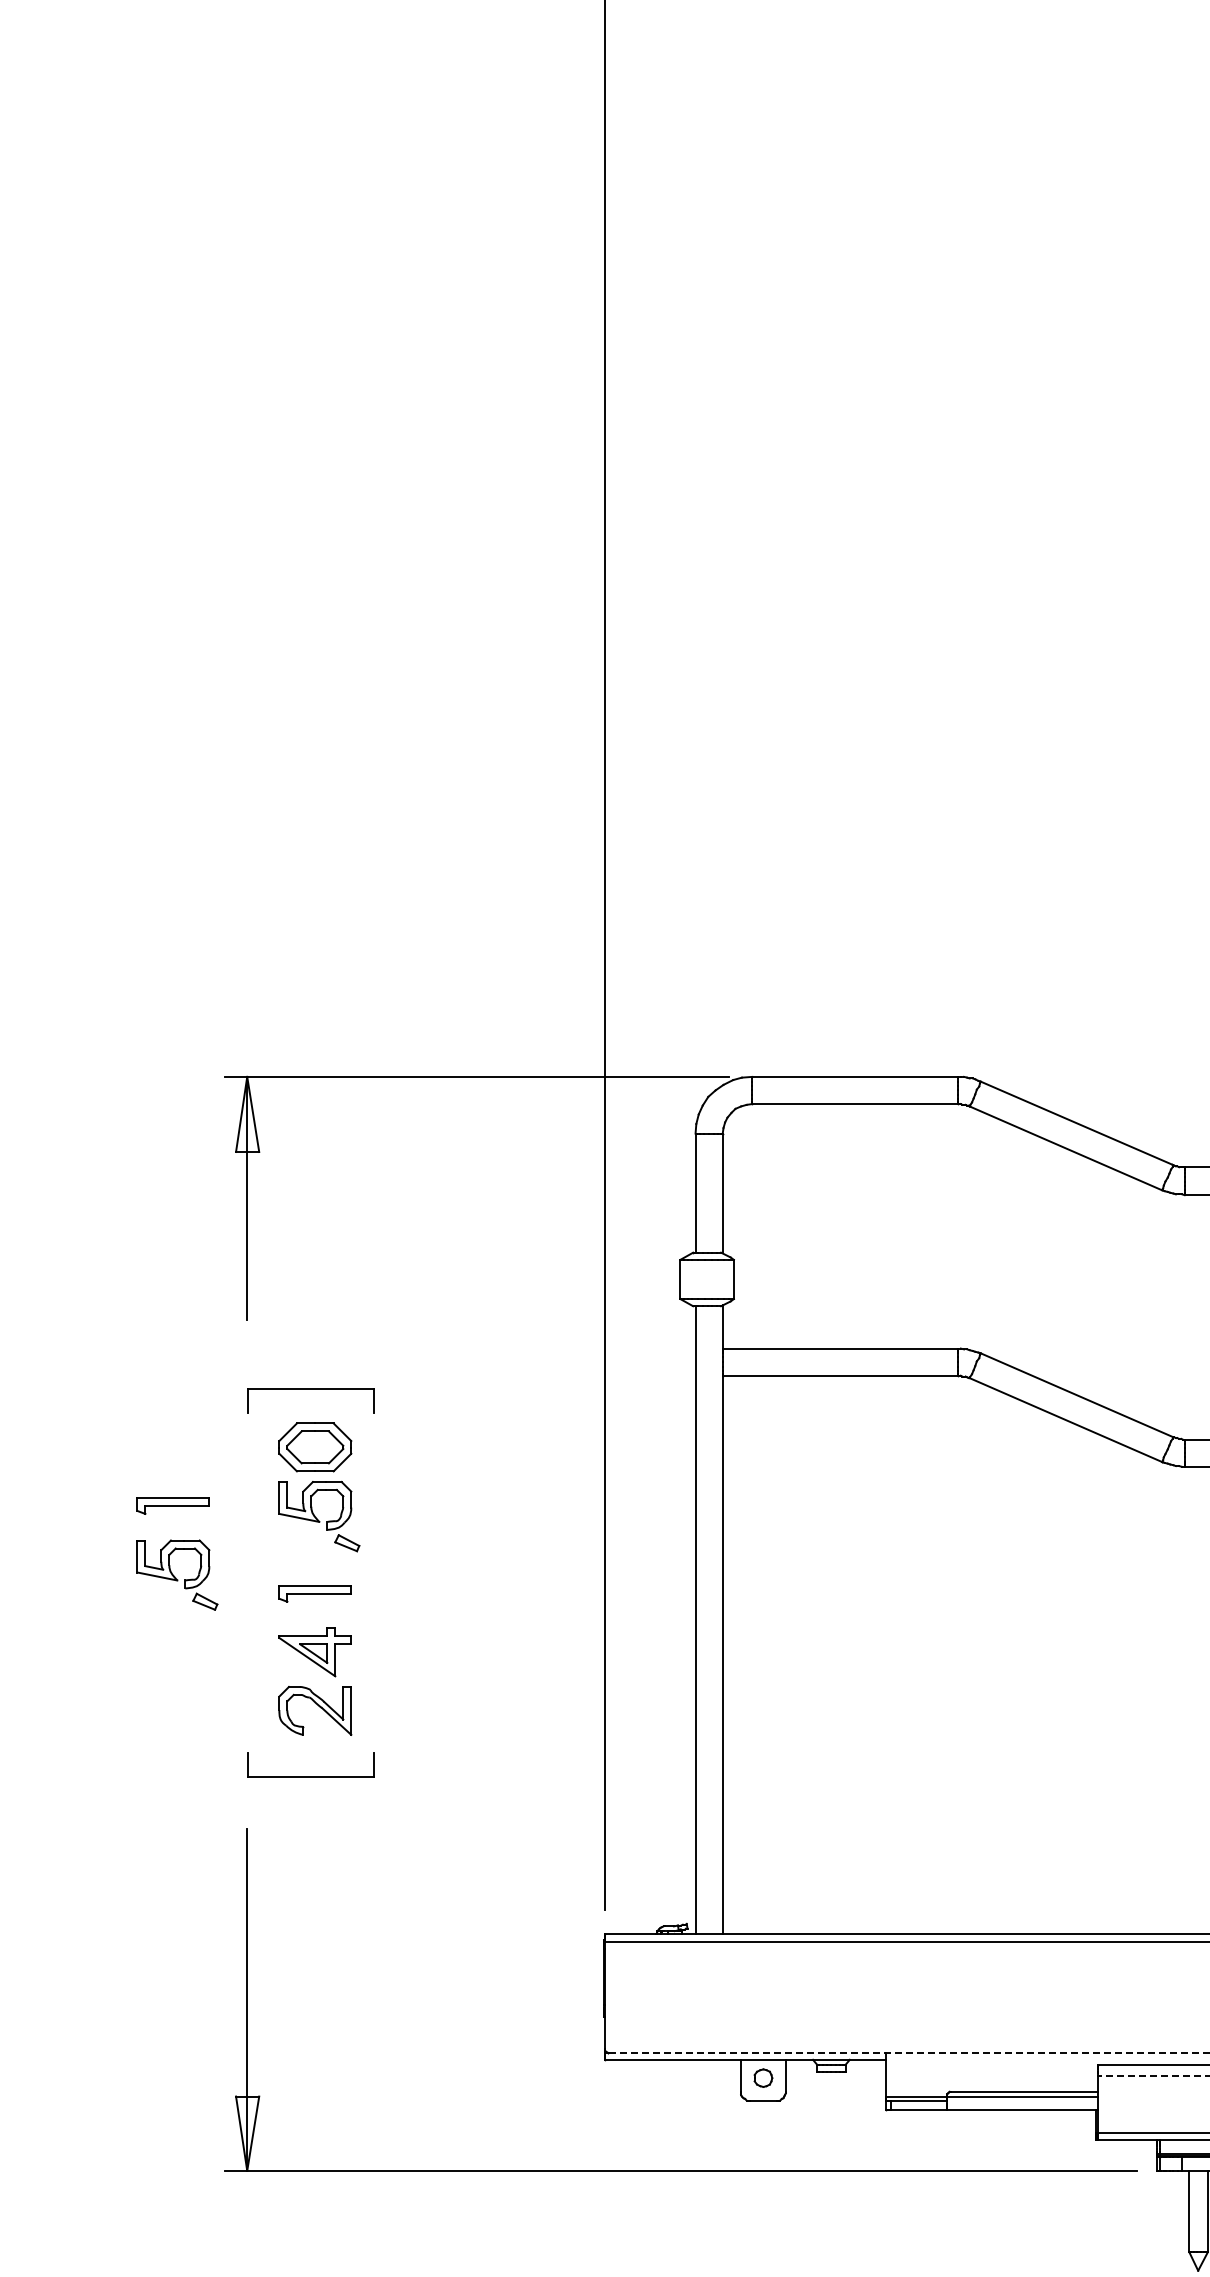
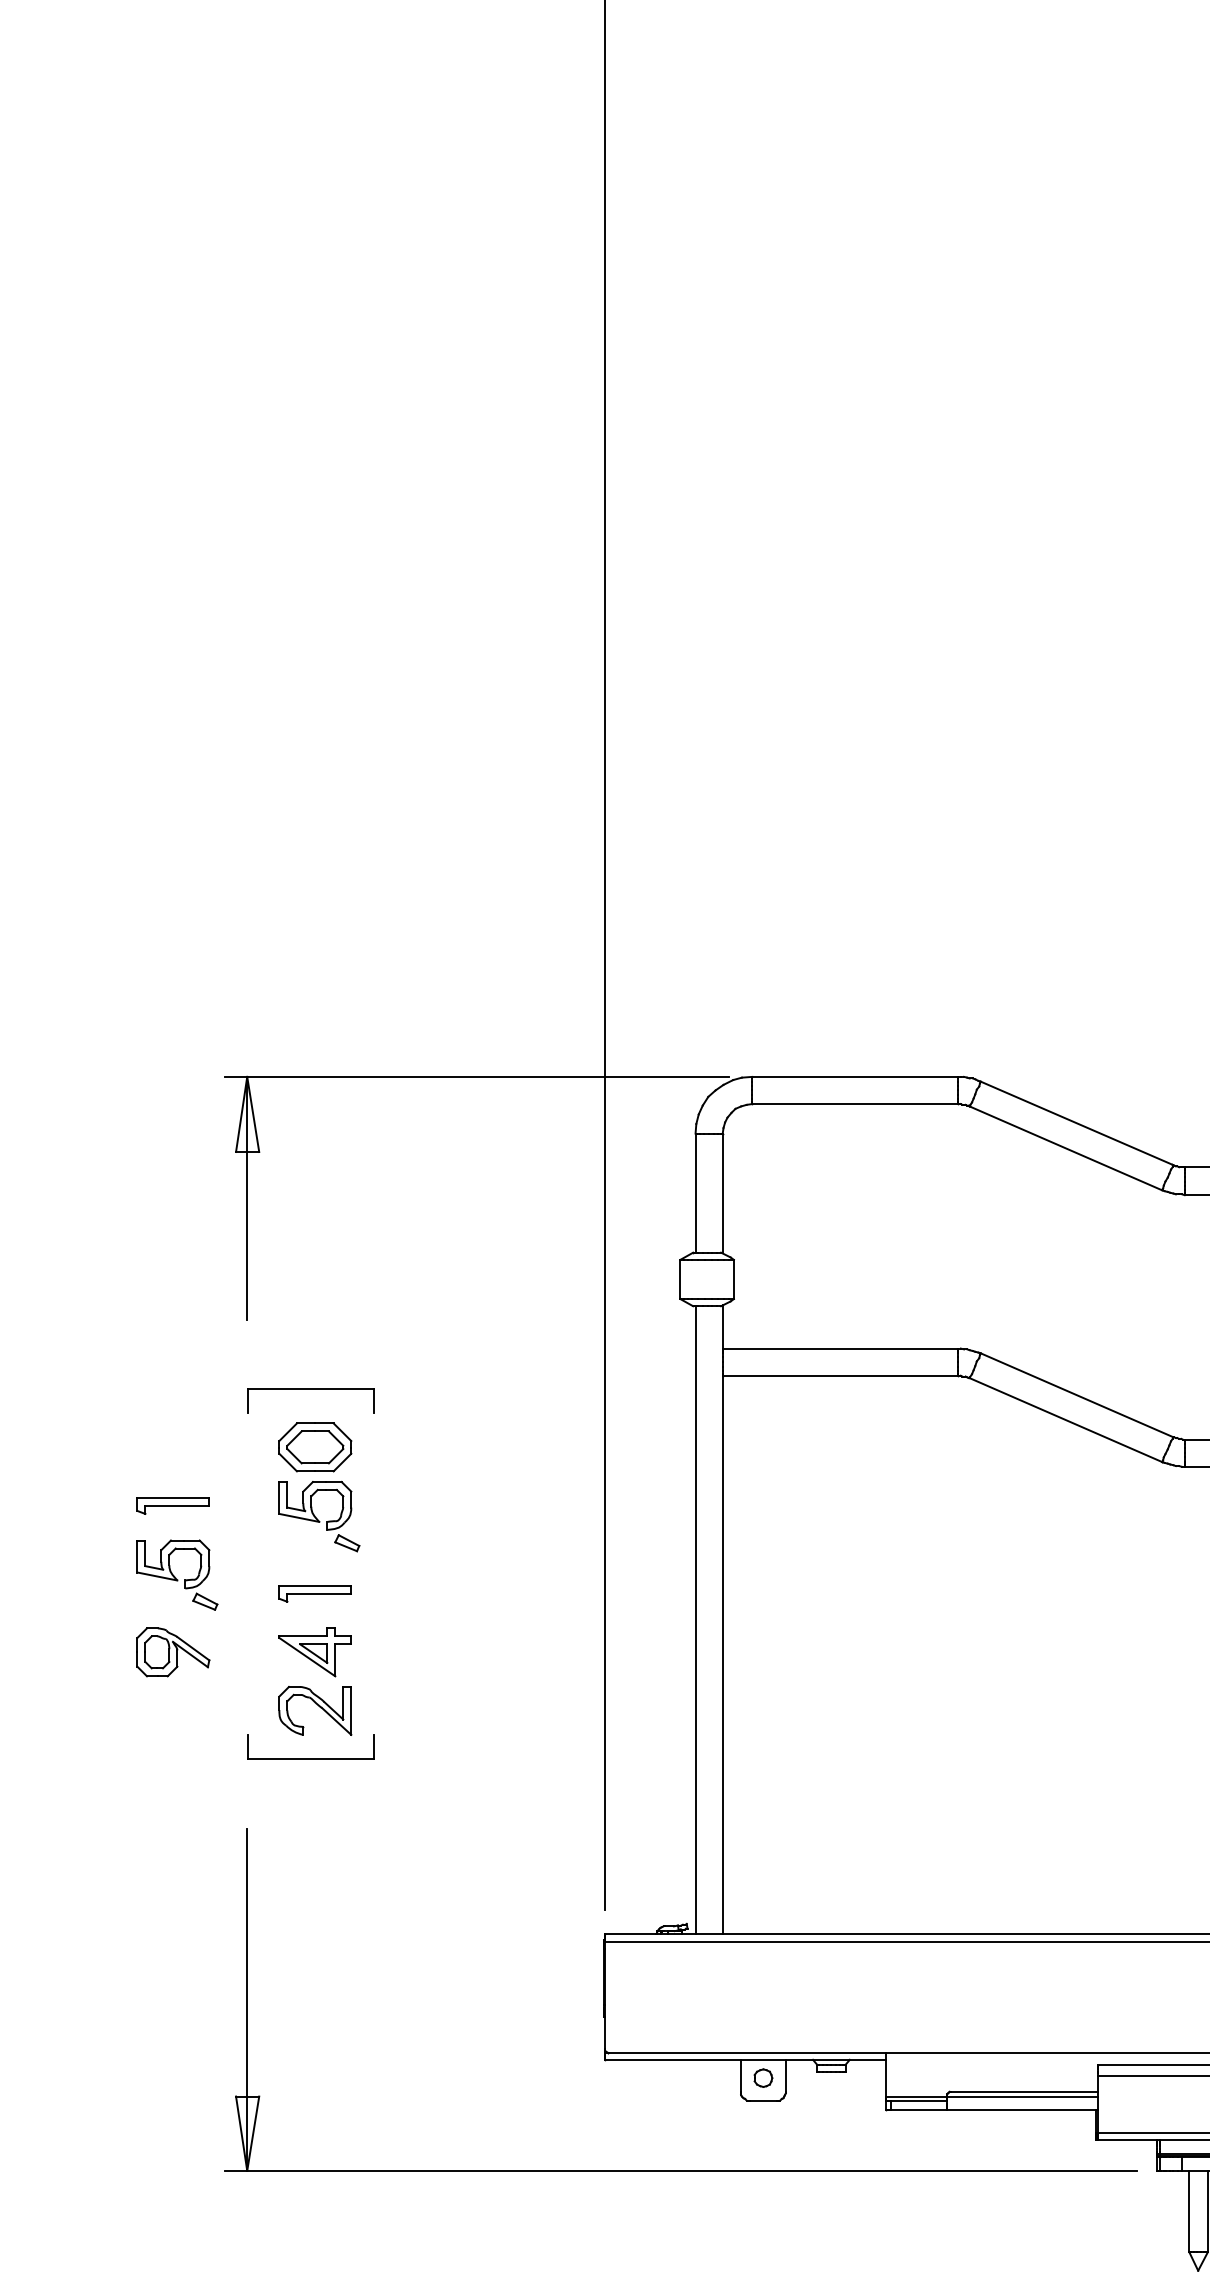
part: none -> present (173, 1652)
part position: (310, 1776) -> (310, 1758) (310, 1758)
line: dashed -> solid (909, 2053)
line: dashed -> solid (1153, 2075)
